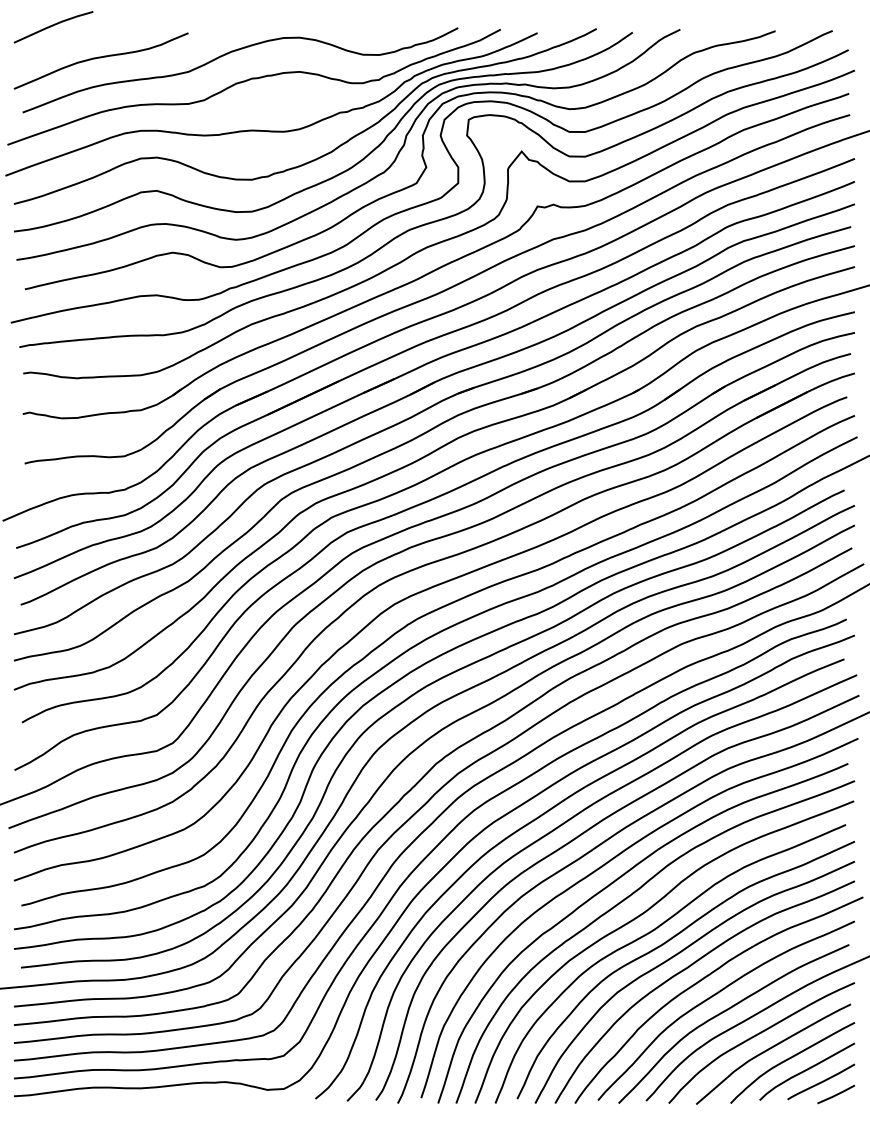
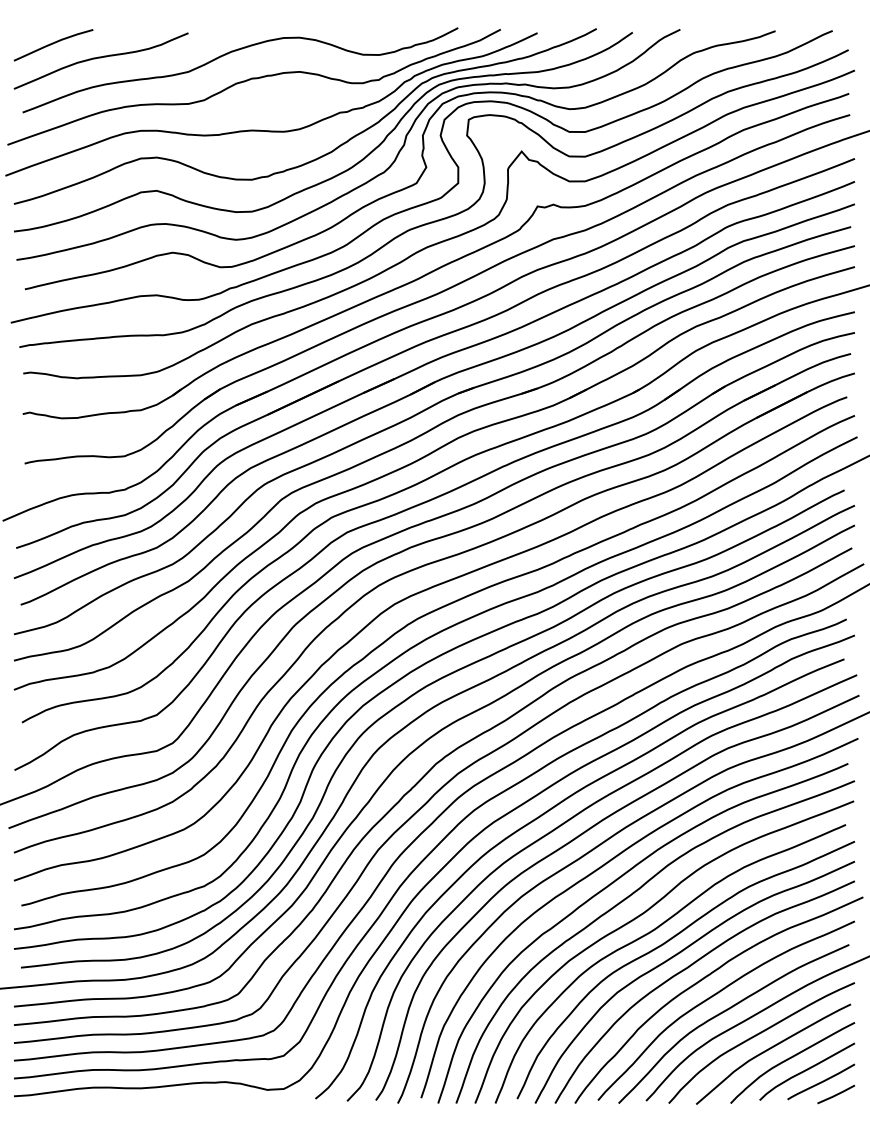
line position: (53, 26) -> (53, 44) (53, 44)
